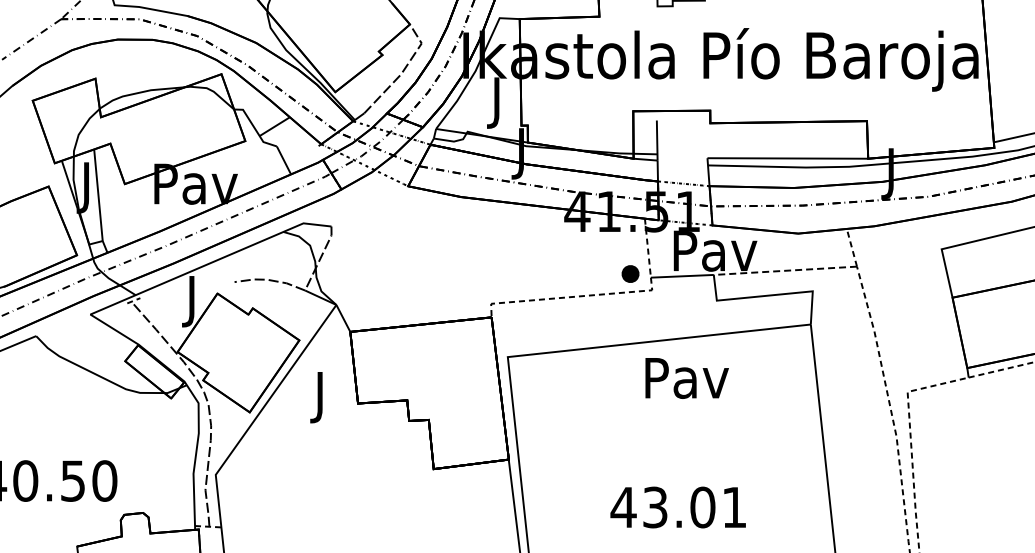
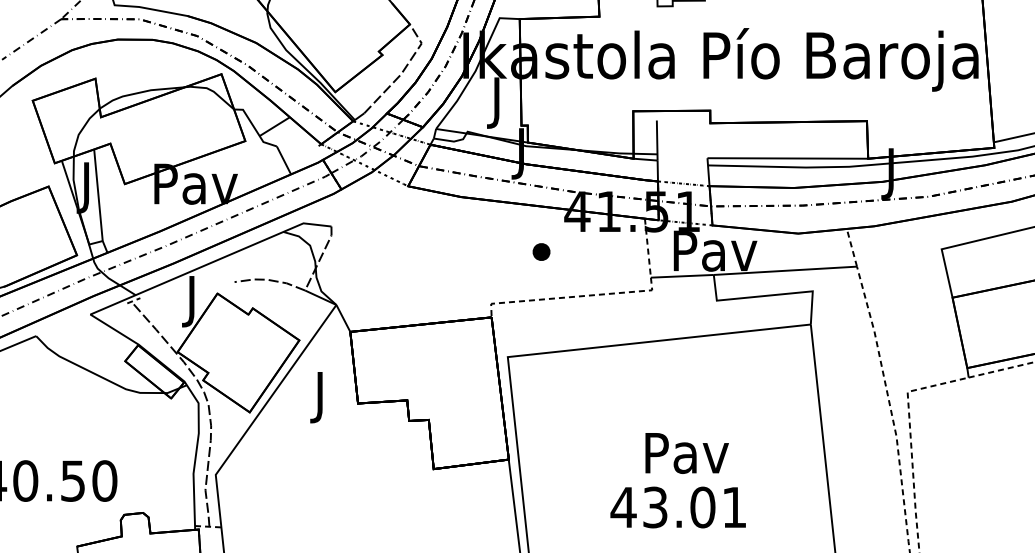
line: dashed -> solid (785, 270)
part position: (630, 273) -> (541, 251) (541, 251)
text position: (686, 378) -> (686, 453) (686, 453)
